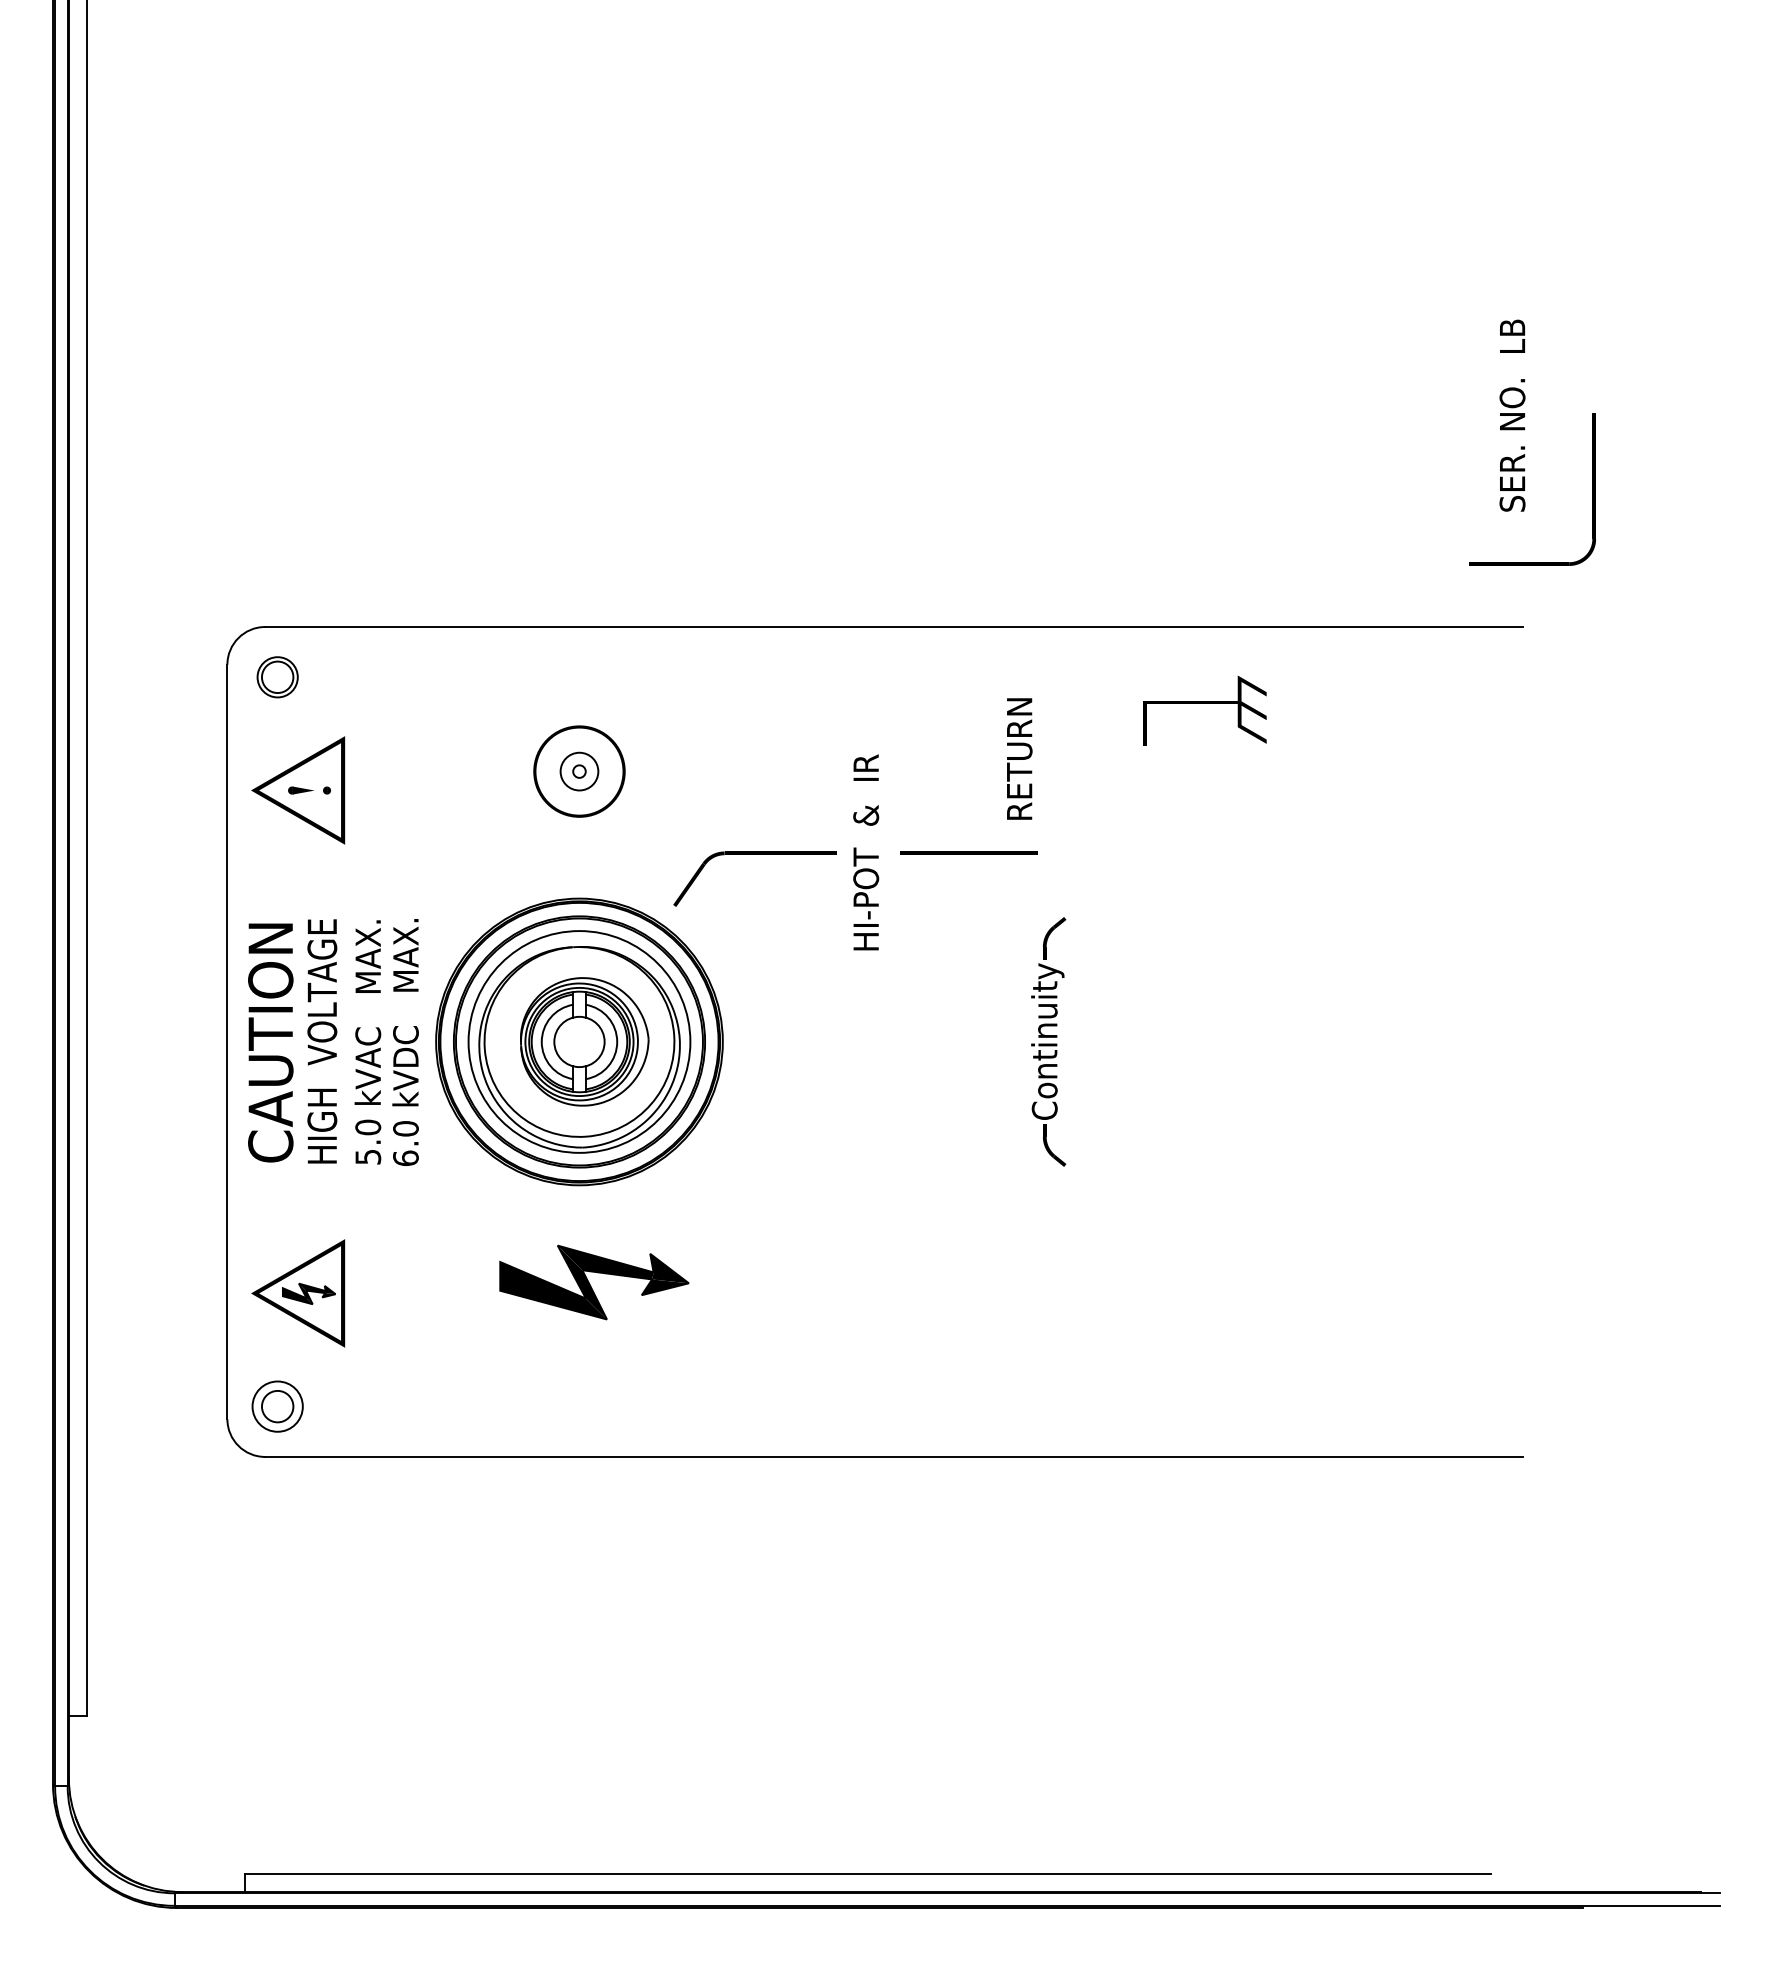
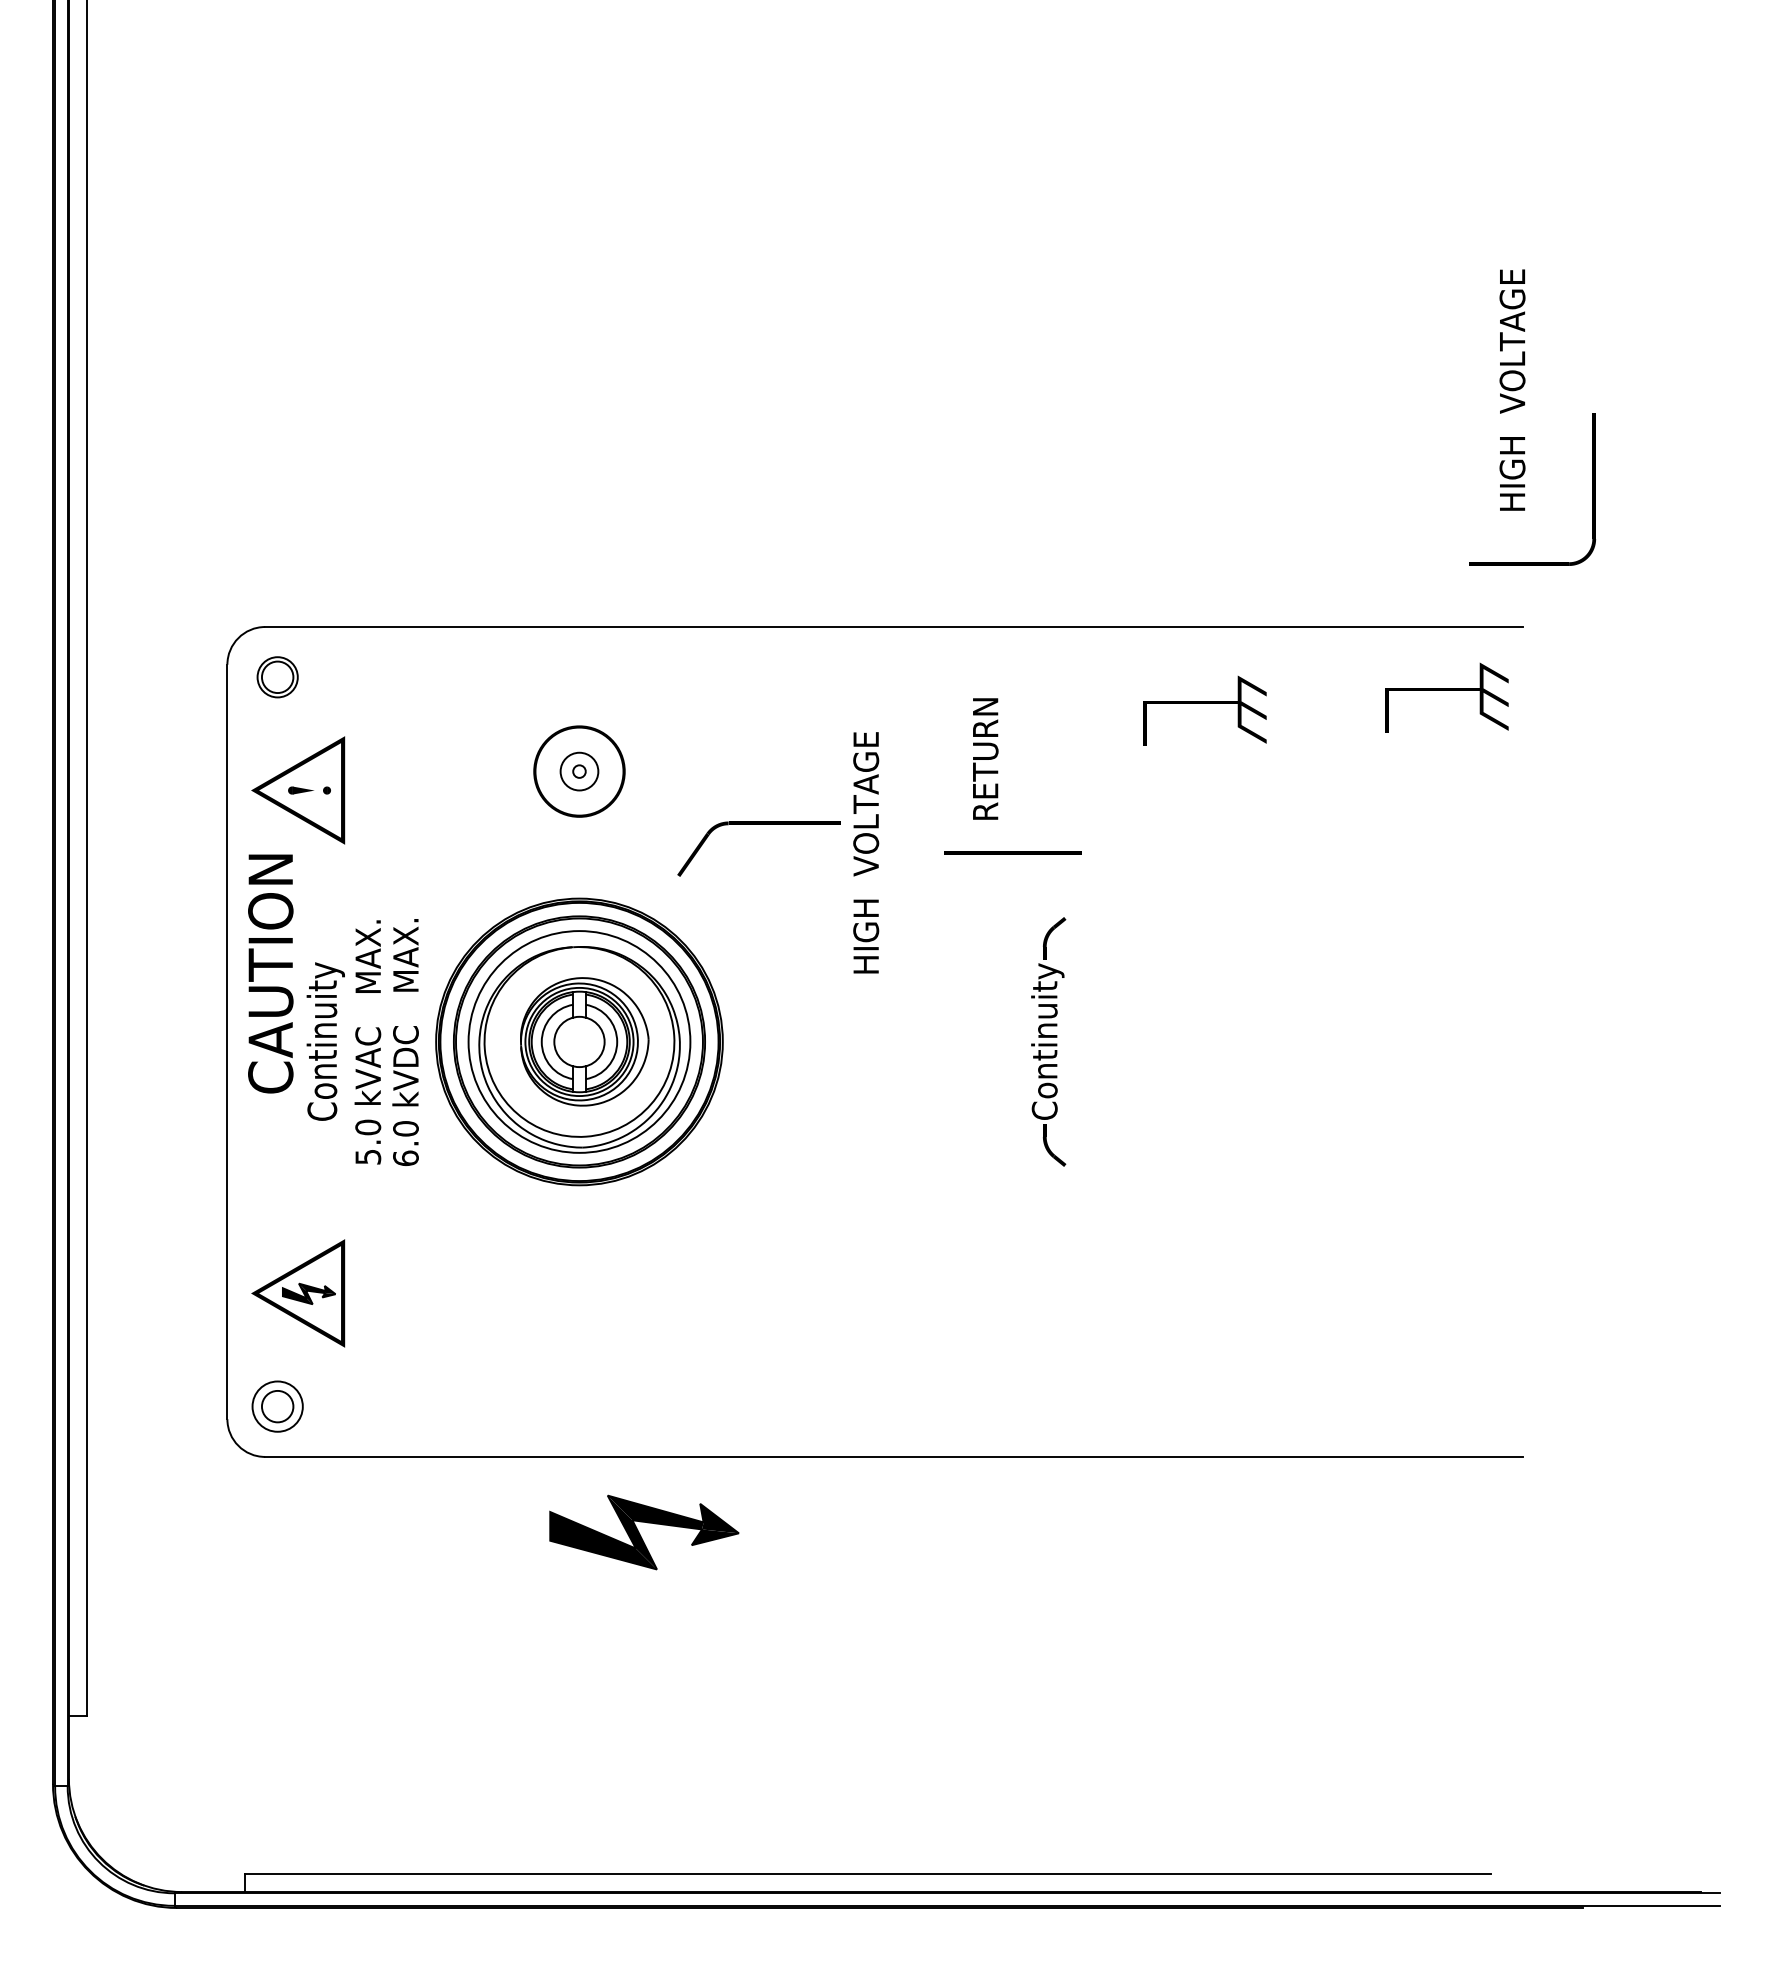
text: SER. NO.  LB -> HIGH  VOLTAGE (1512, 390)
part: none -> present (1446, 690)
text position: (1019, 758) -> (985, 758) (985, 758)
text: HI-POT  &  IR -> HIGH  VOLTAGE (866, 852)
line position: (968, 852) -> (1012, 852) (1012, 852)
curve position: (754, 854) -> (758, 824) (758, 824)
text: HIGH  VOLTAGE -> Continuity (325, 1041)
text position: (270, 1042) -> (270, 973) (270, 973)
part position: (594, 1282) -> (644, 1532) (644, 1532)
